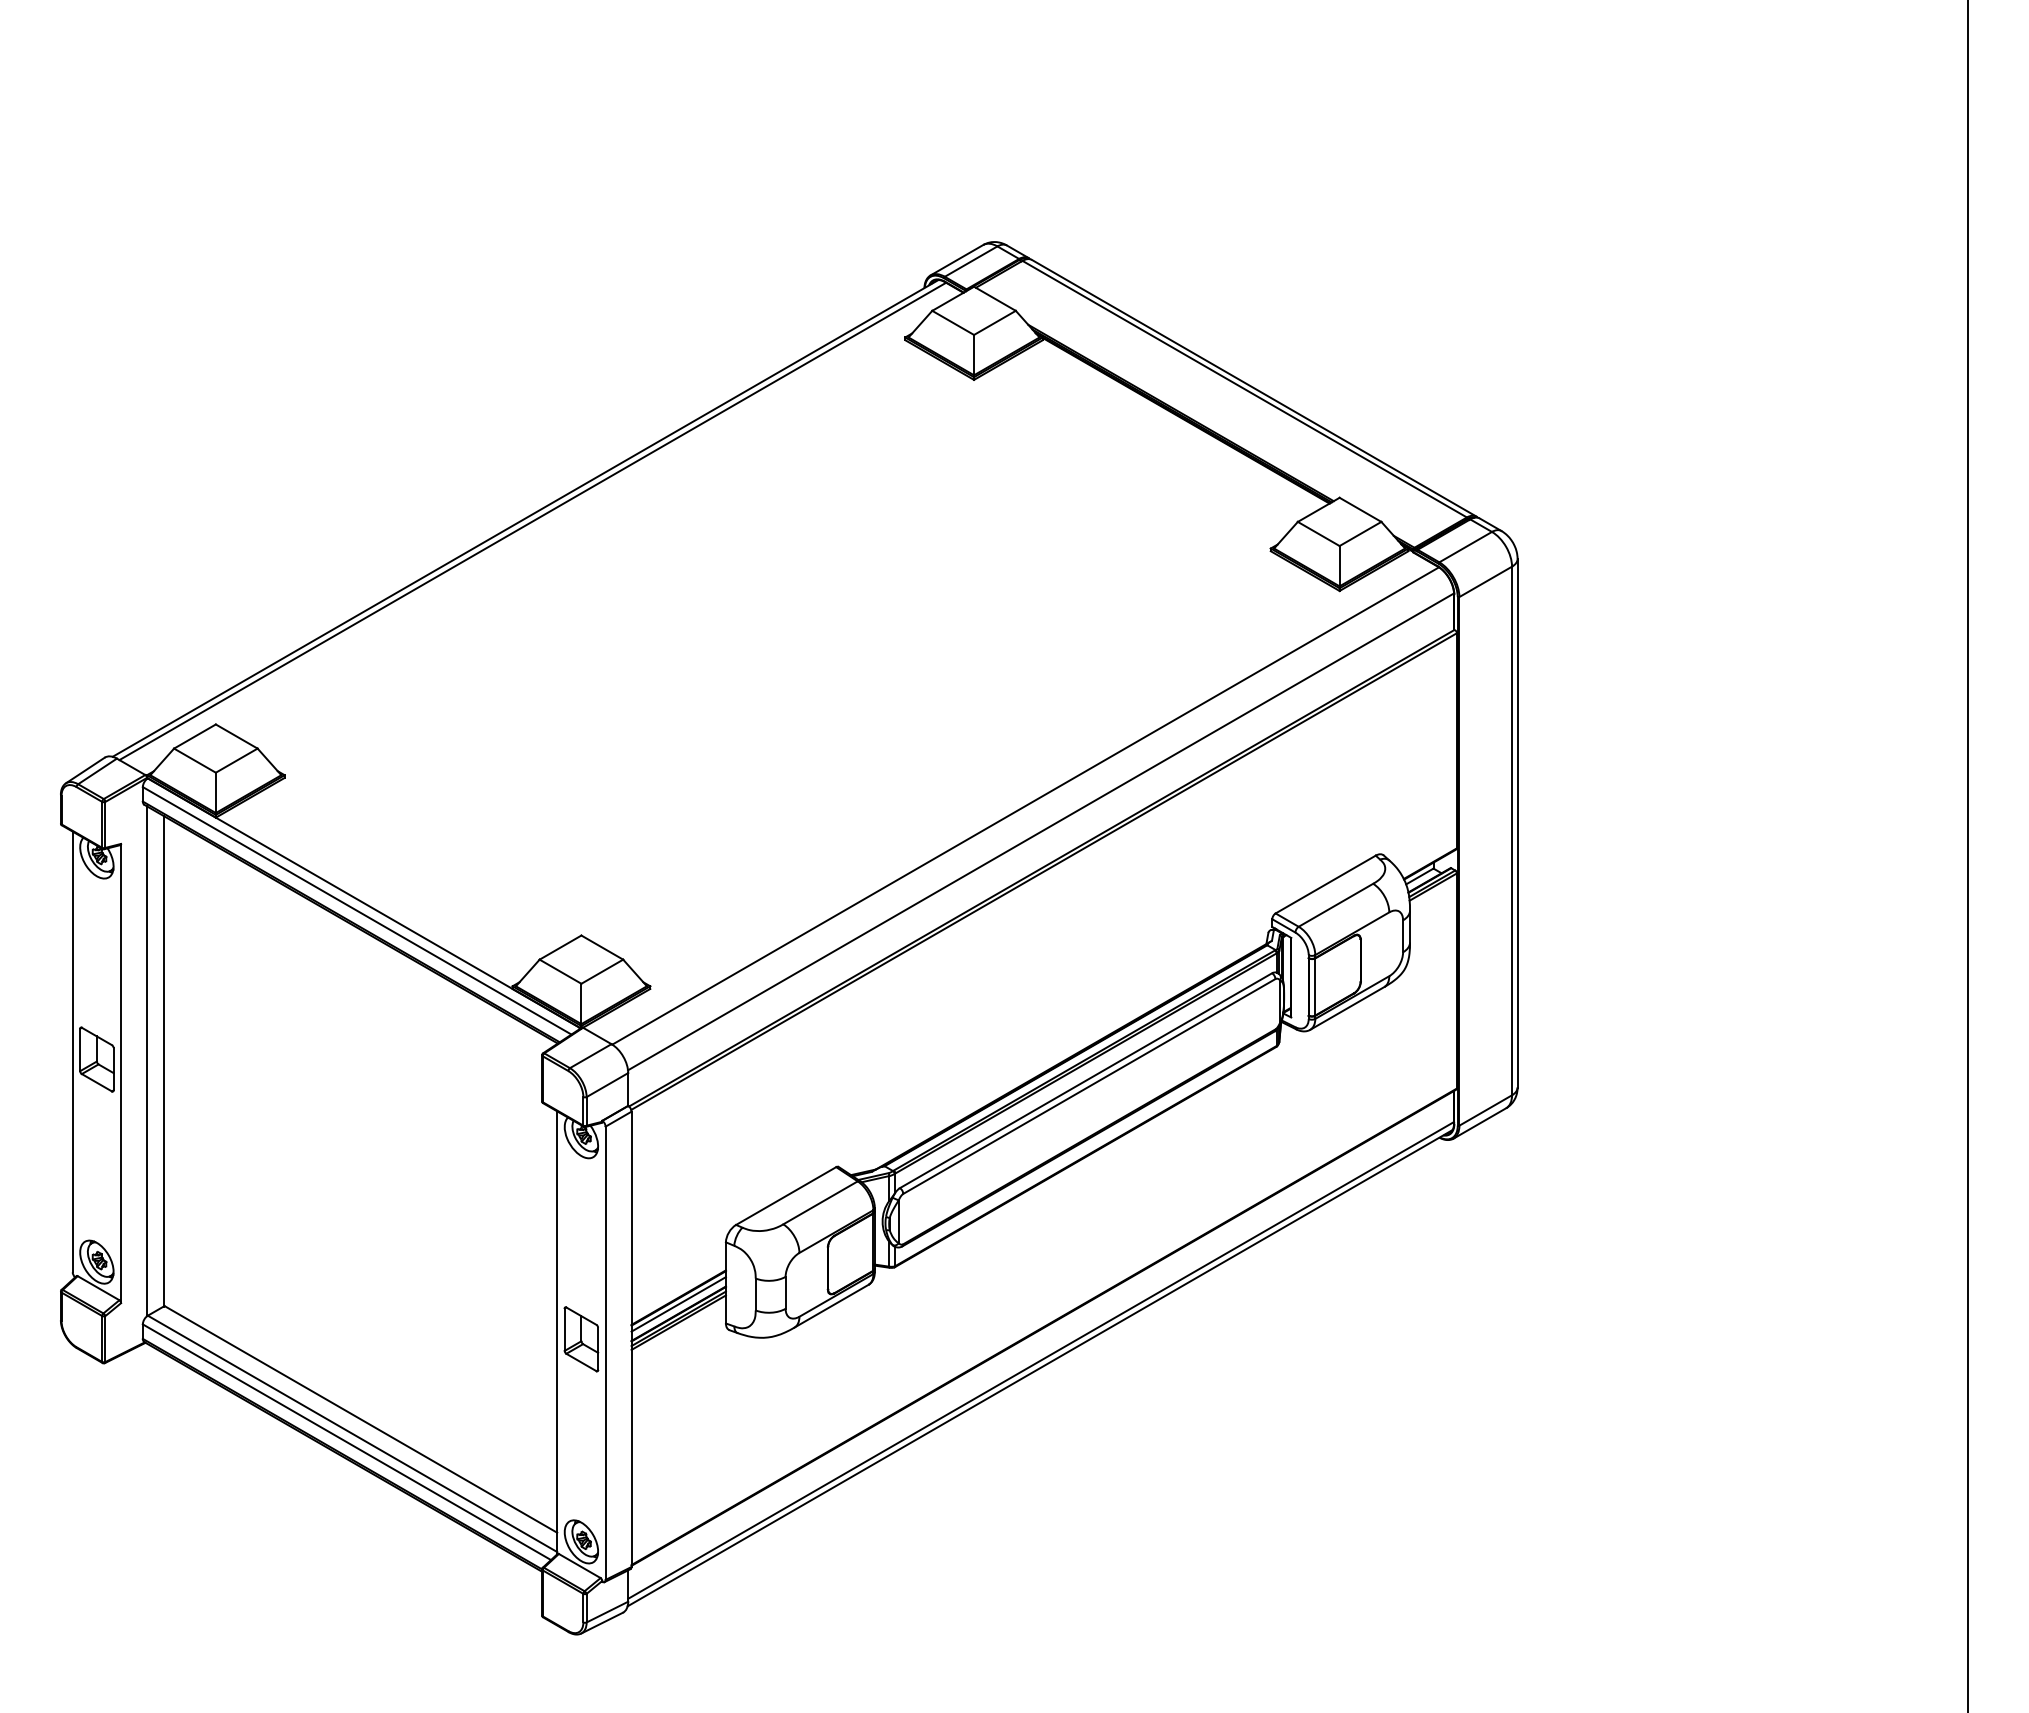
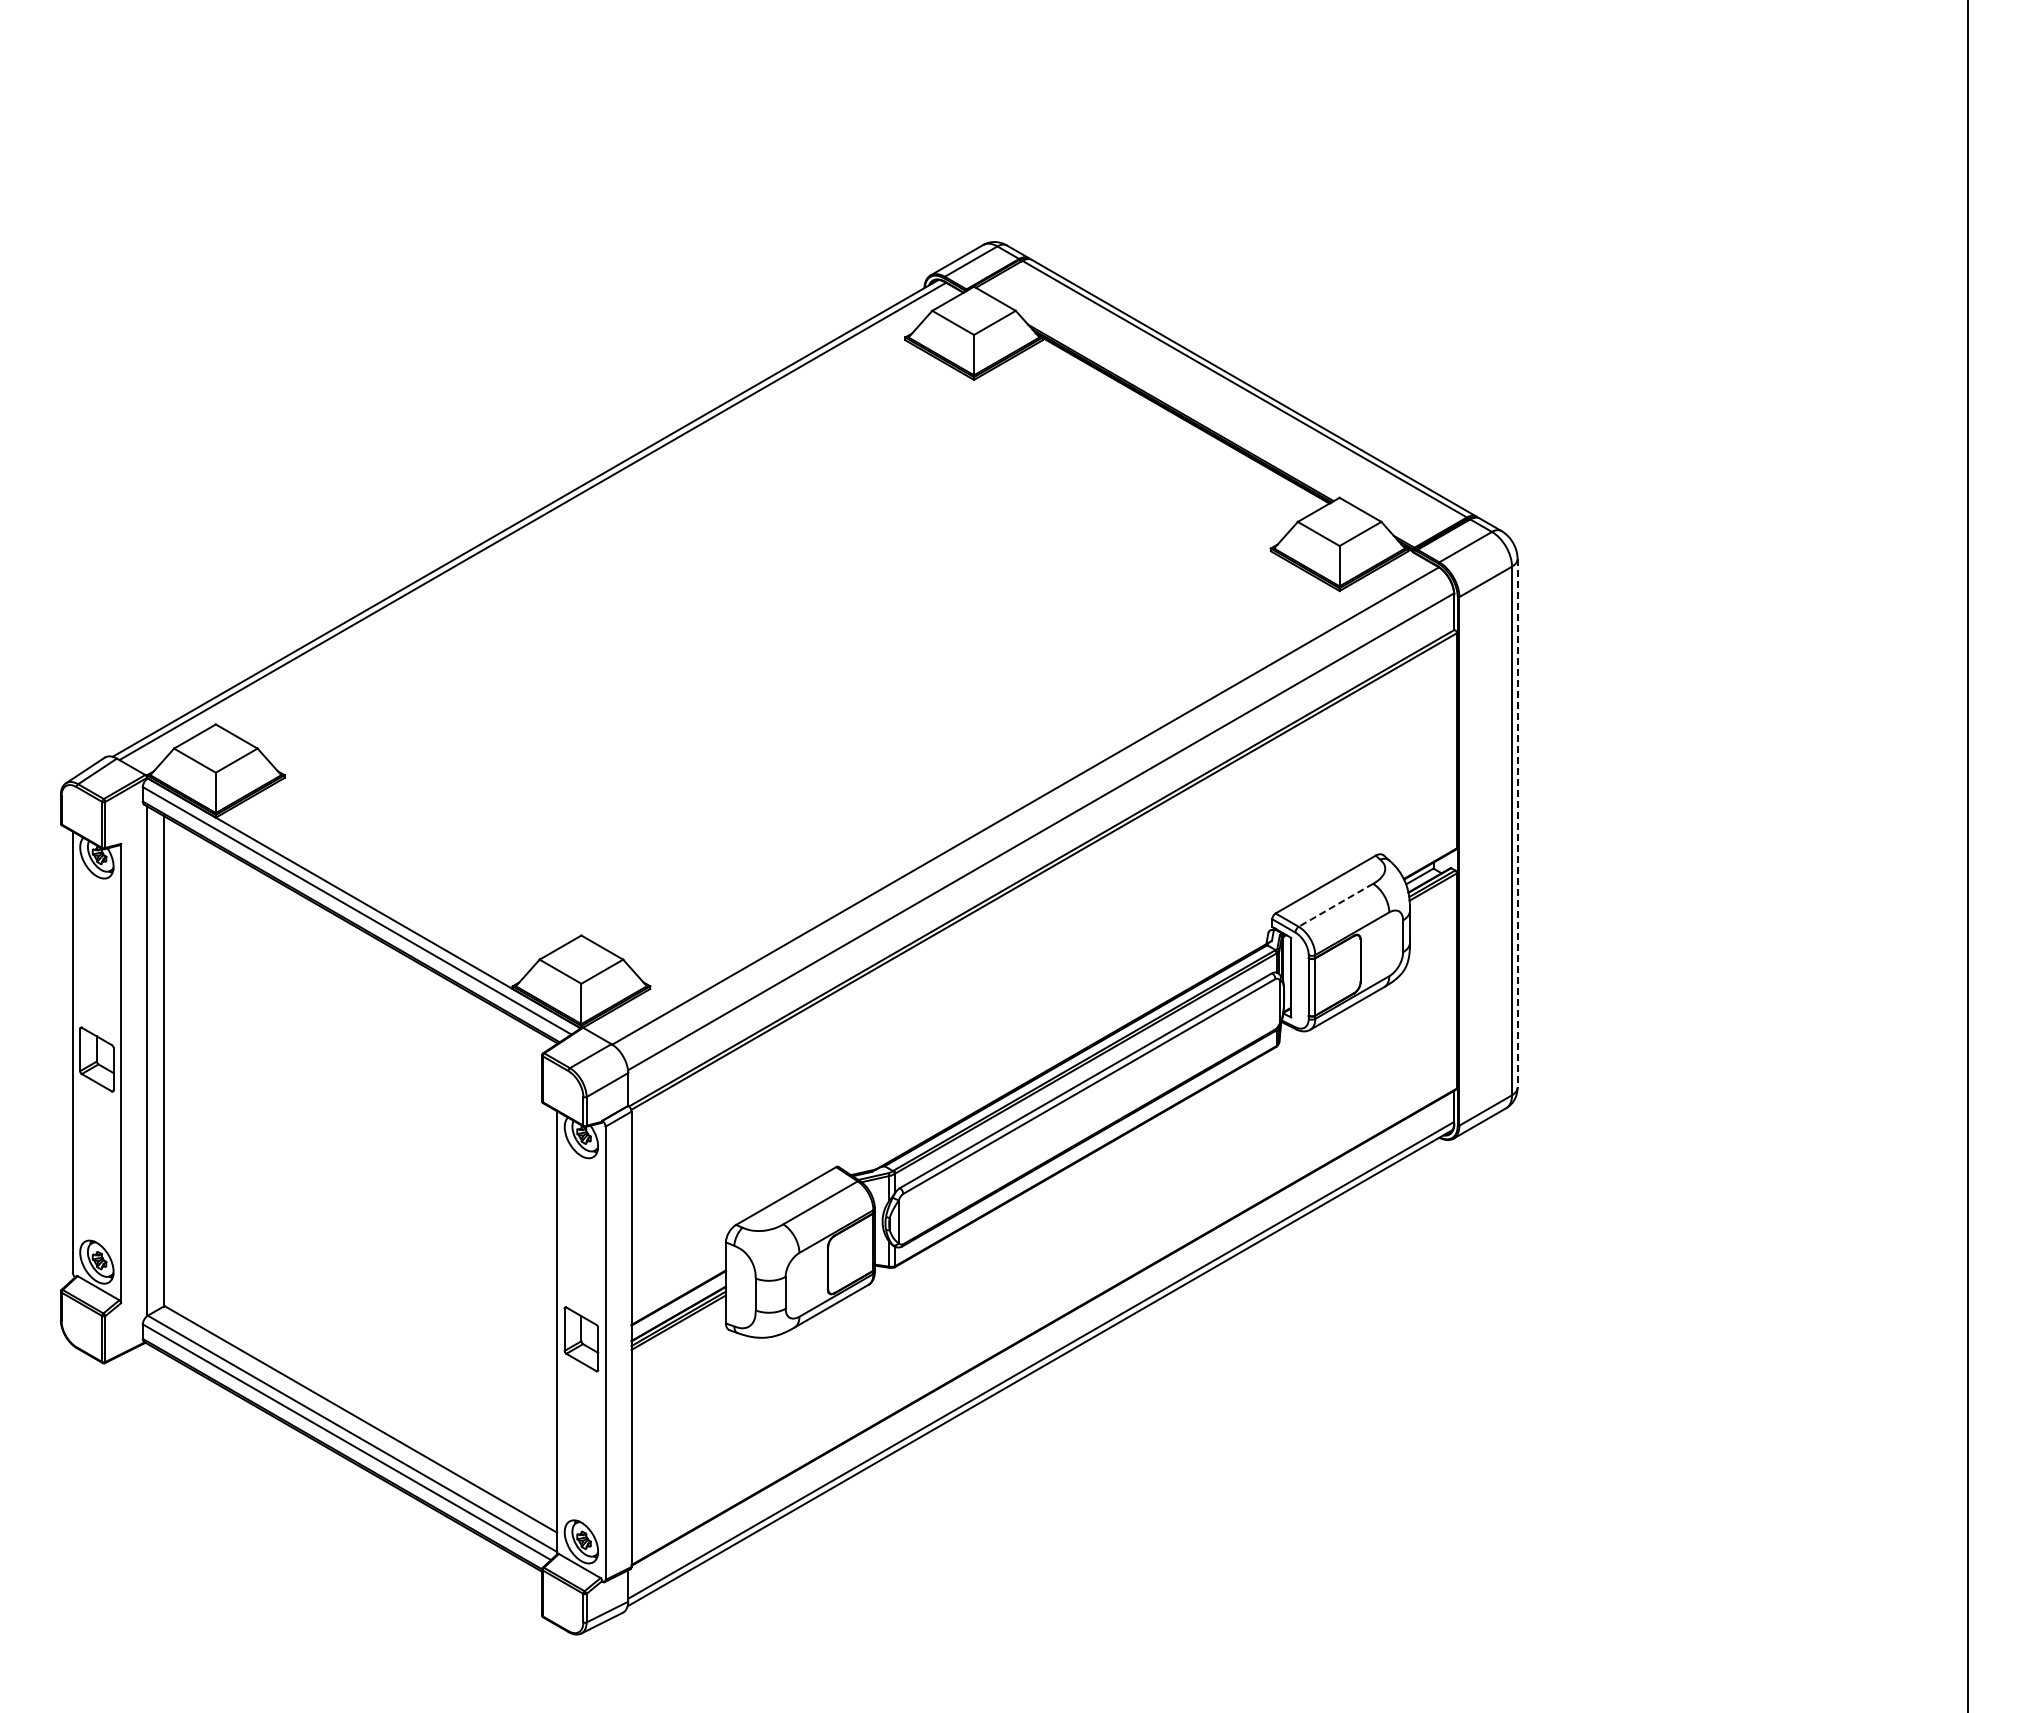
line: solid -> dashed (1517, 823)
line: solid -> dashed (1335, 905)
line: present -> none (678, 1304)
